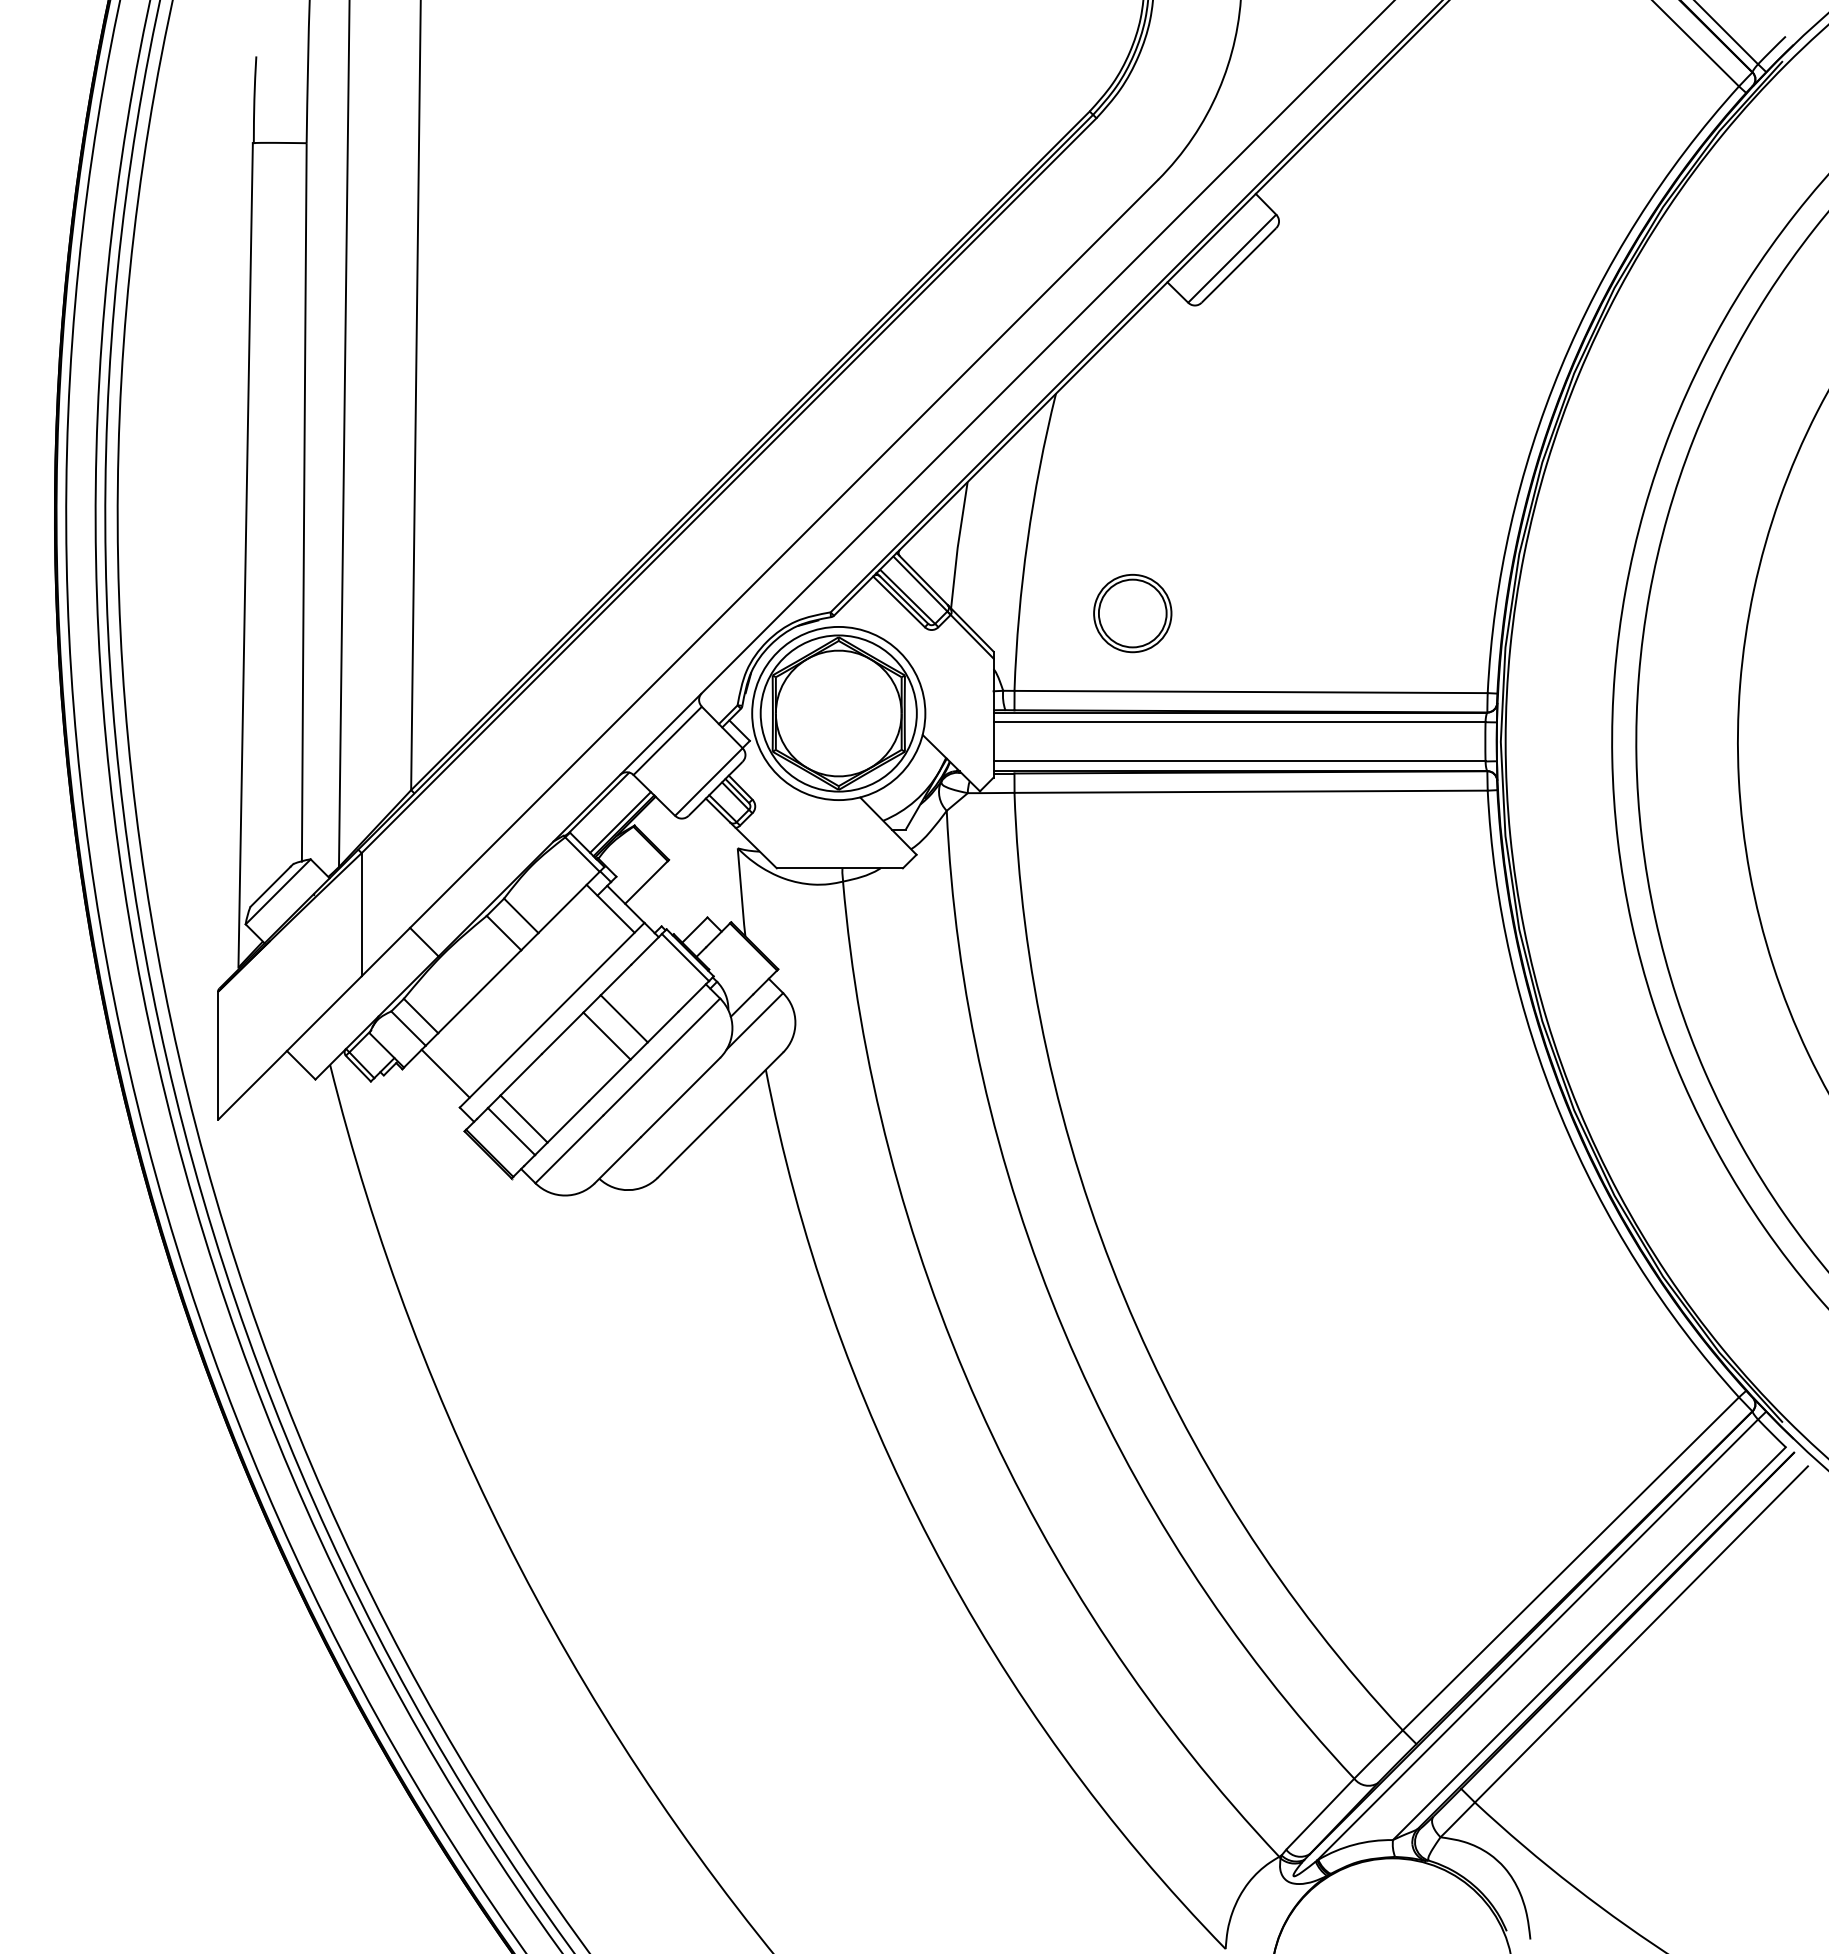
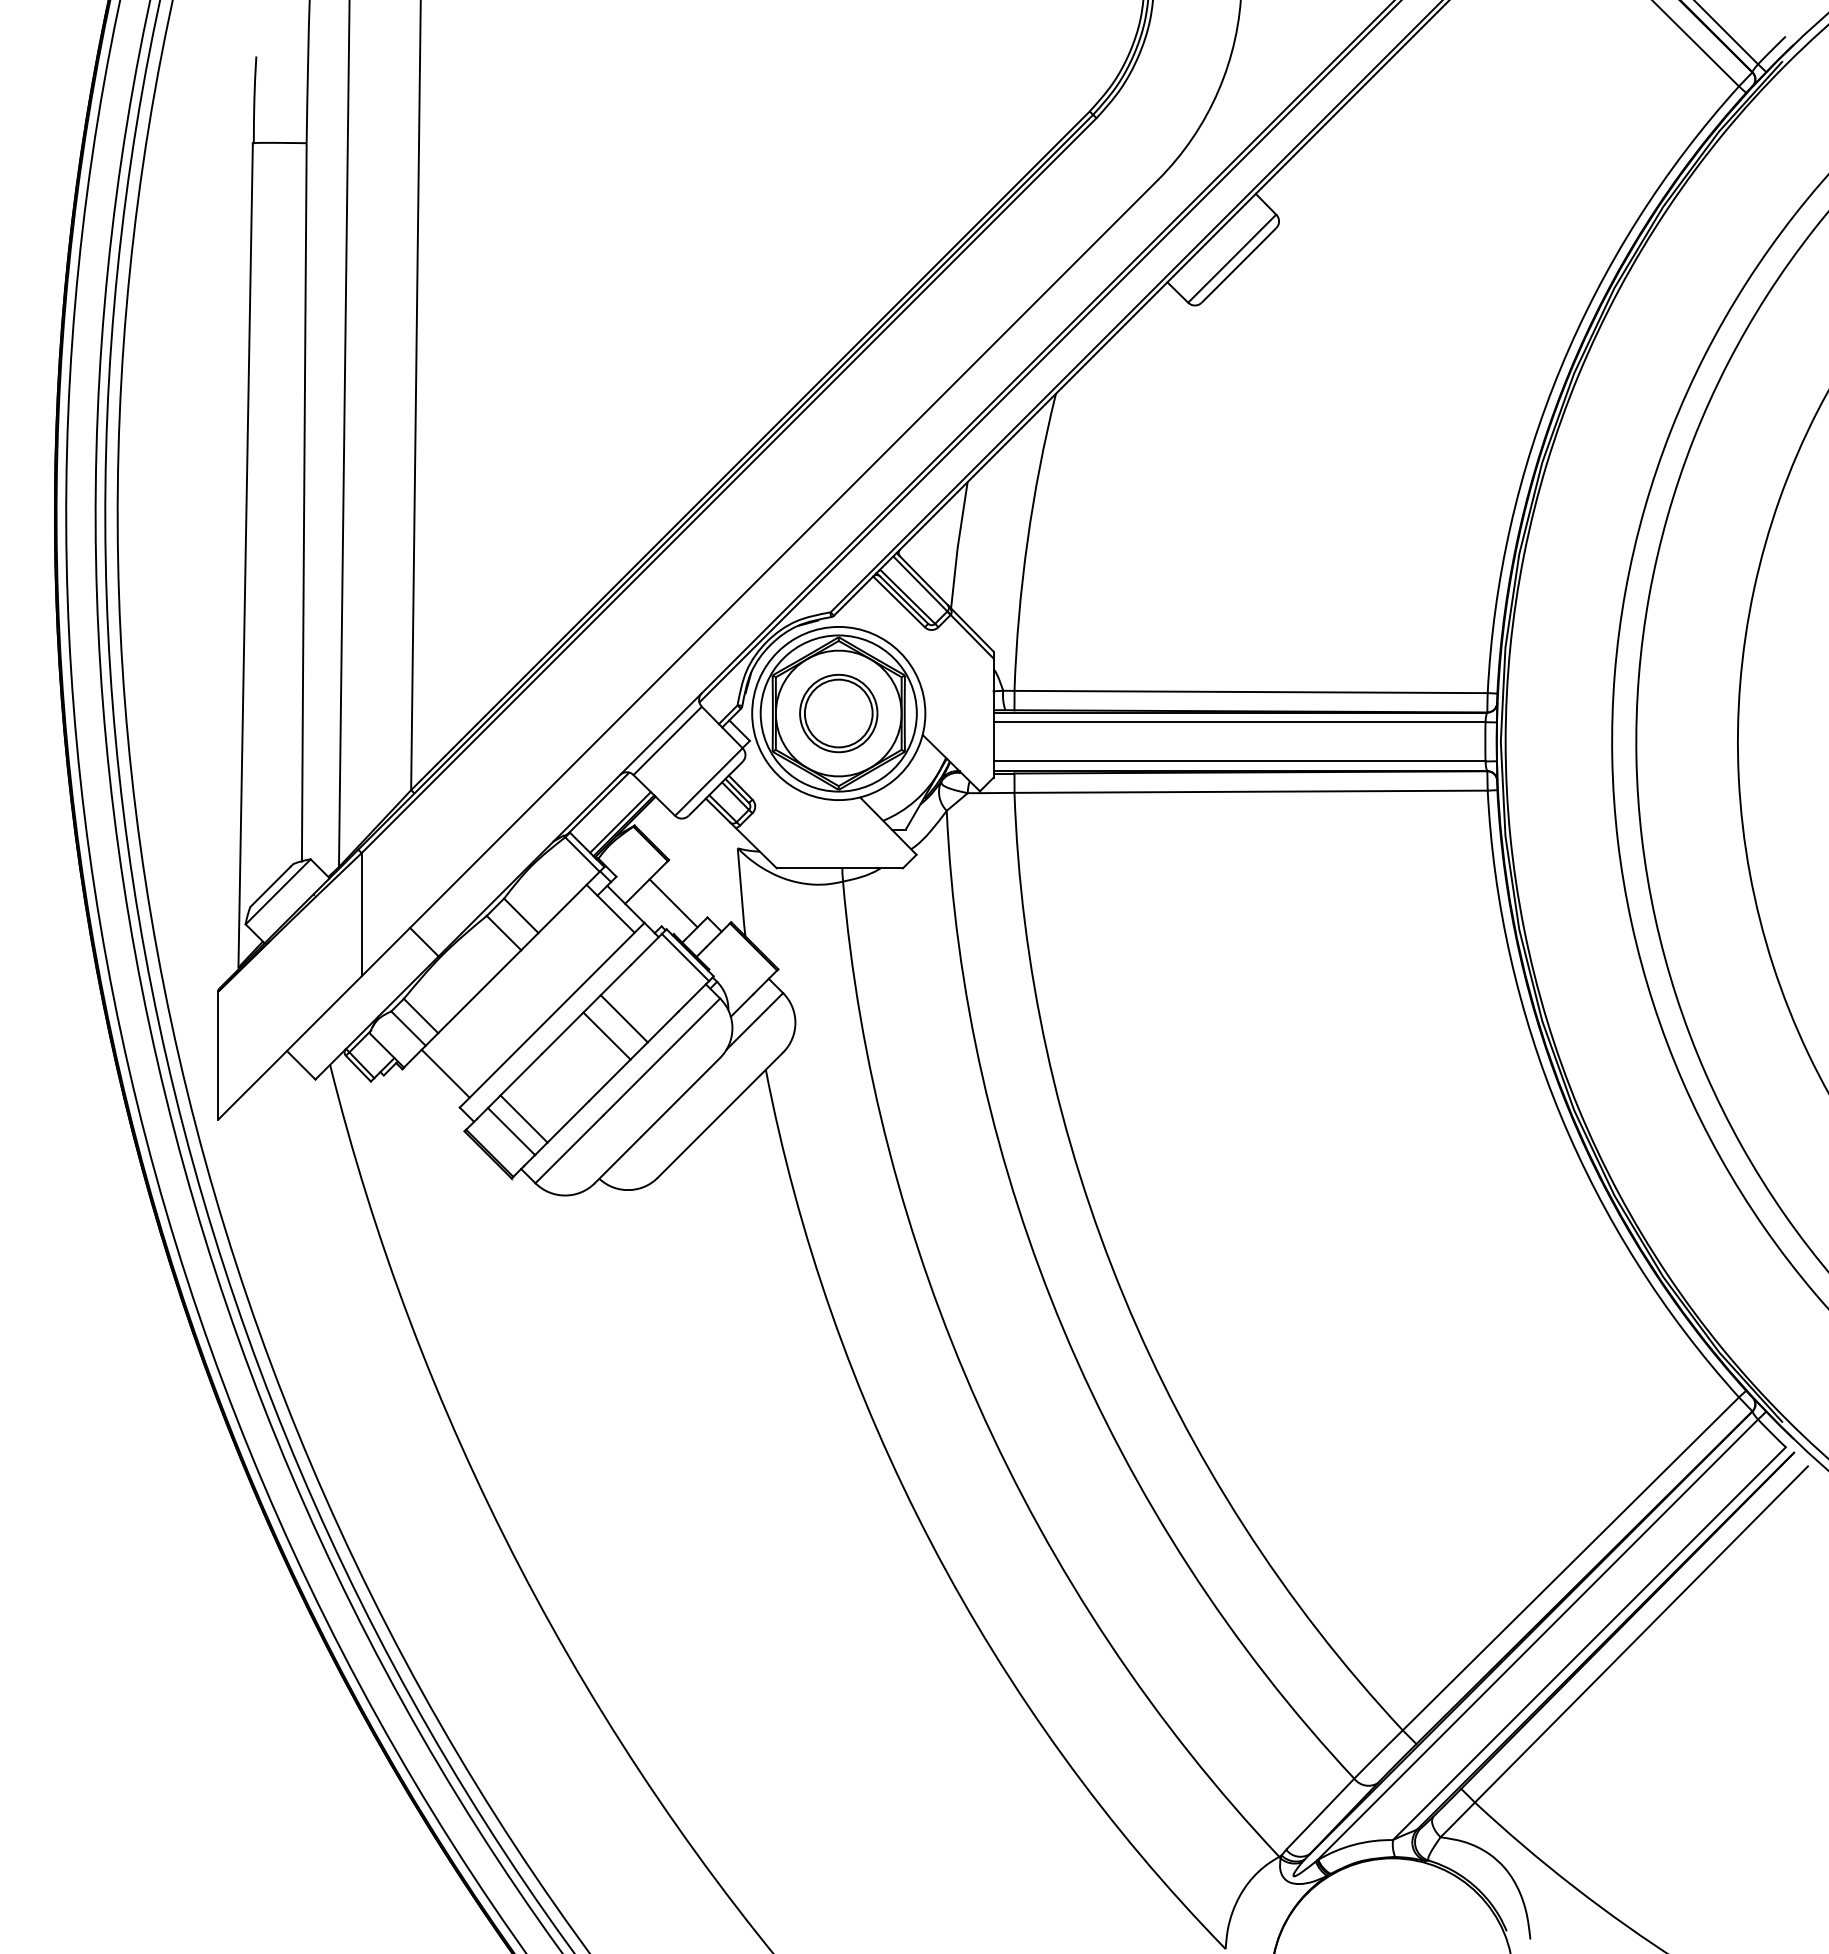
line: none -> present (1049, 352)
part position: (1132, 613) -> (838, 713) (838, 713)
line: none -> present (673, 903)
